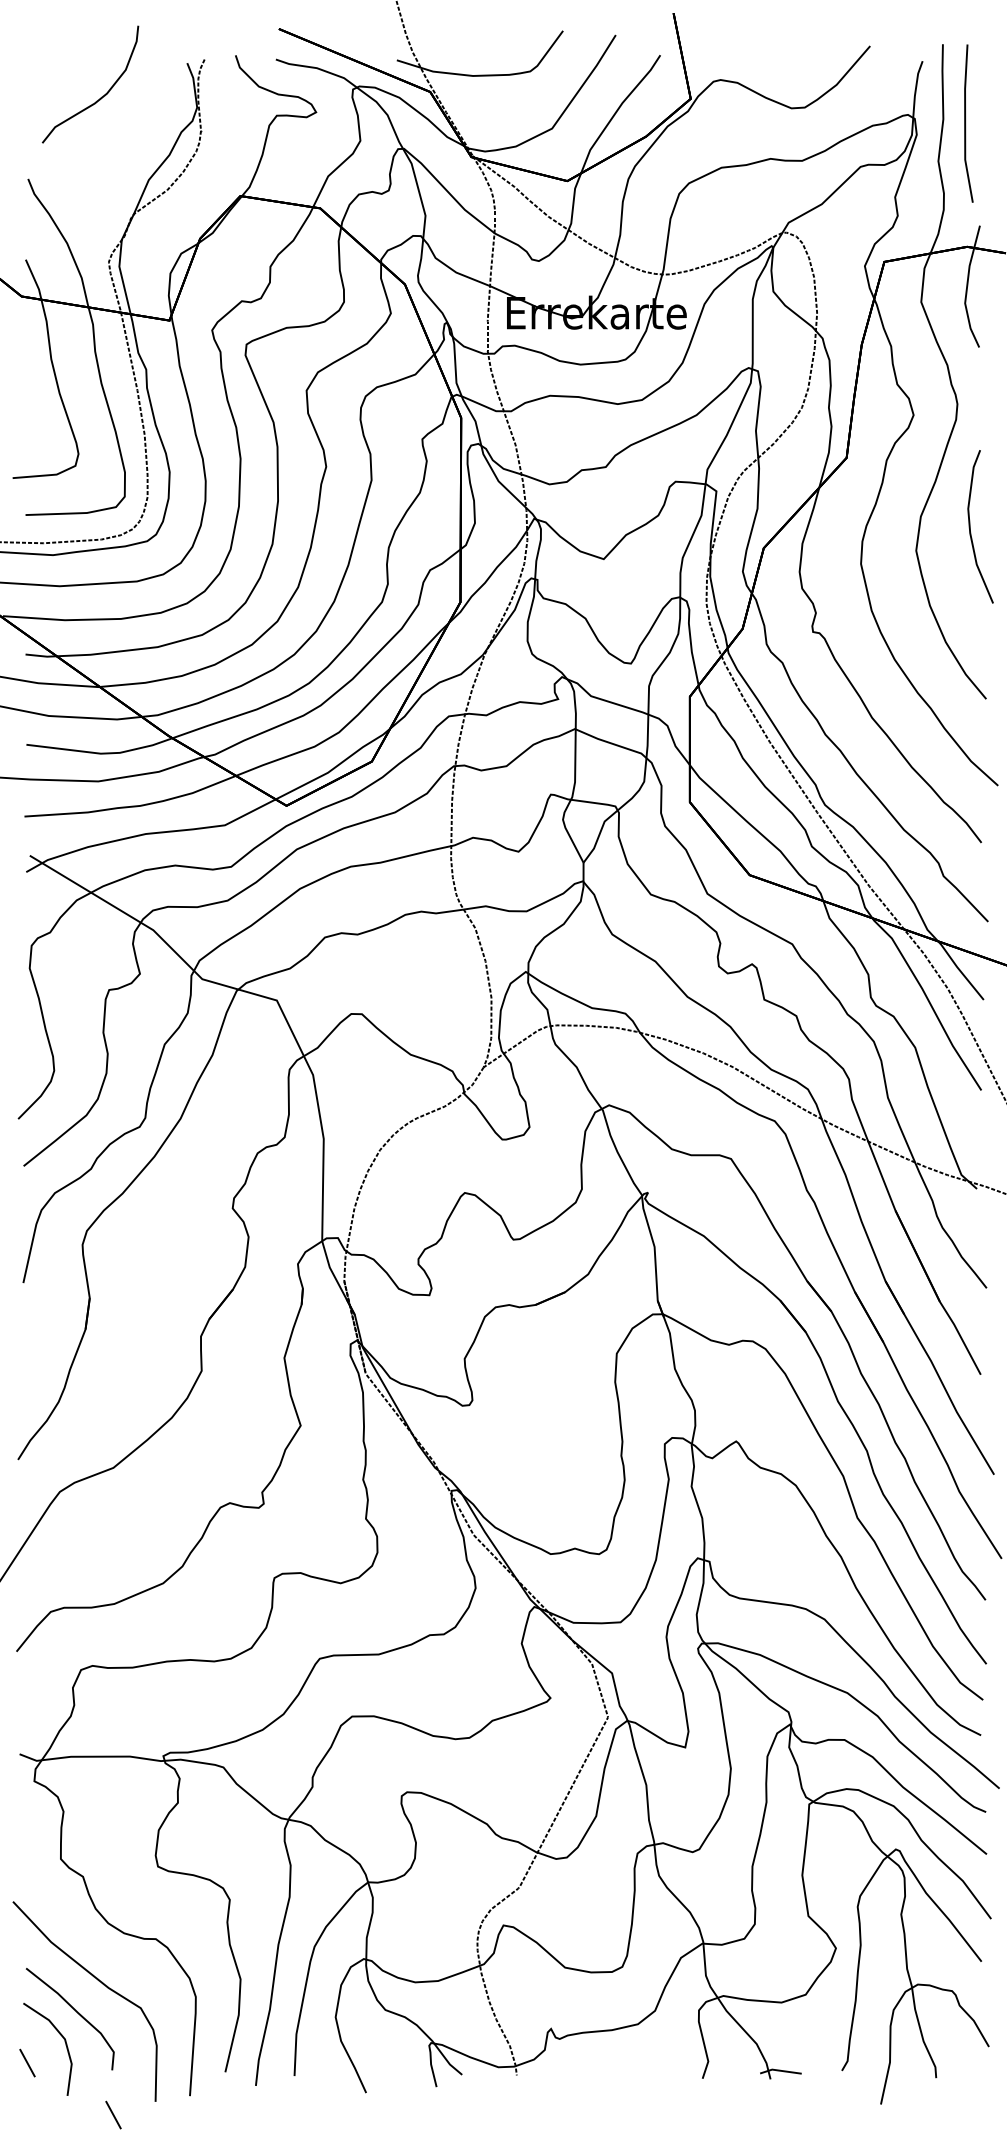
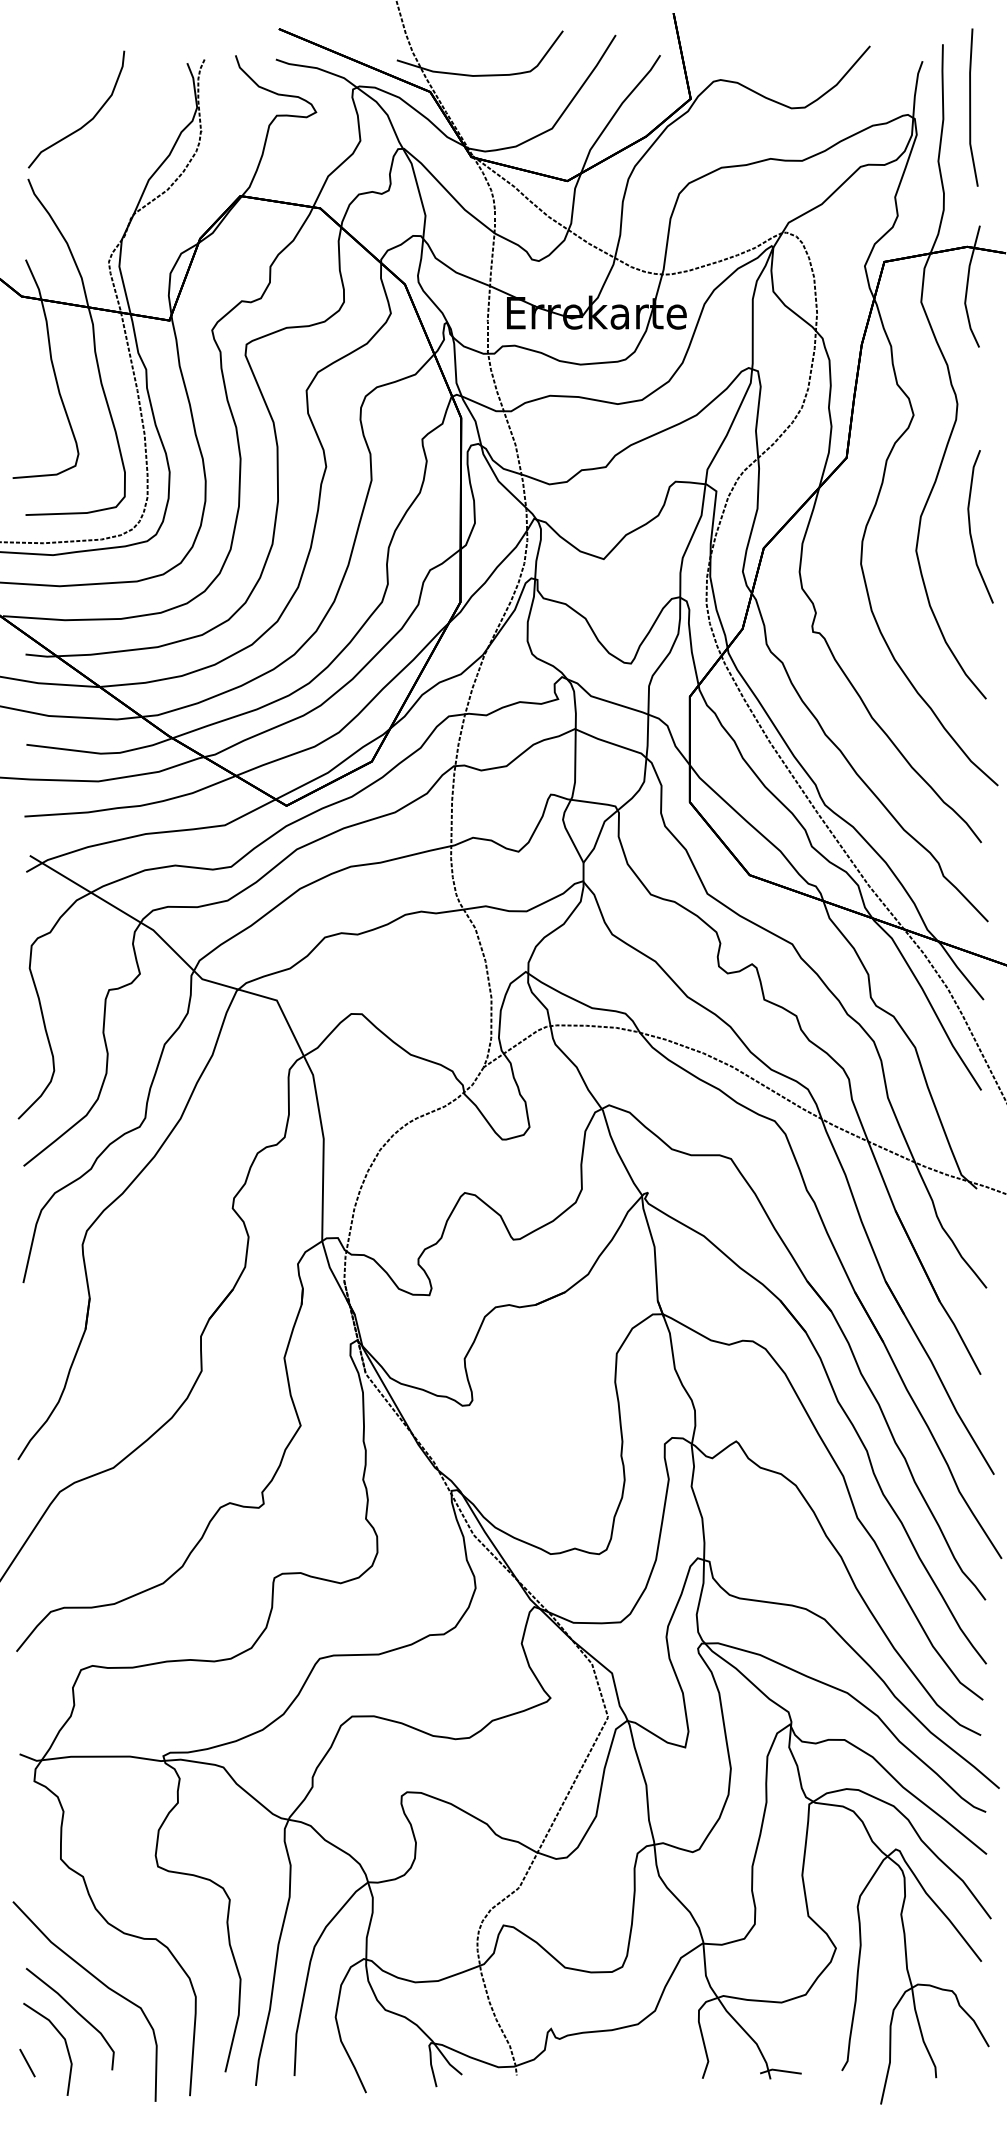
curve position: (101, 96) -> (87, 121) (87, 121)
line position: (966, 123) -> (971, 107) (971, 107)
line: present -> none (113, 2114)
